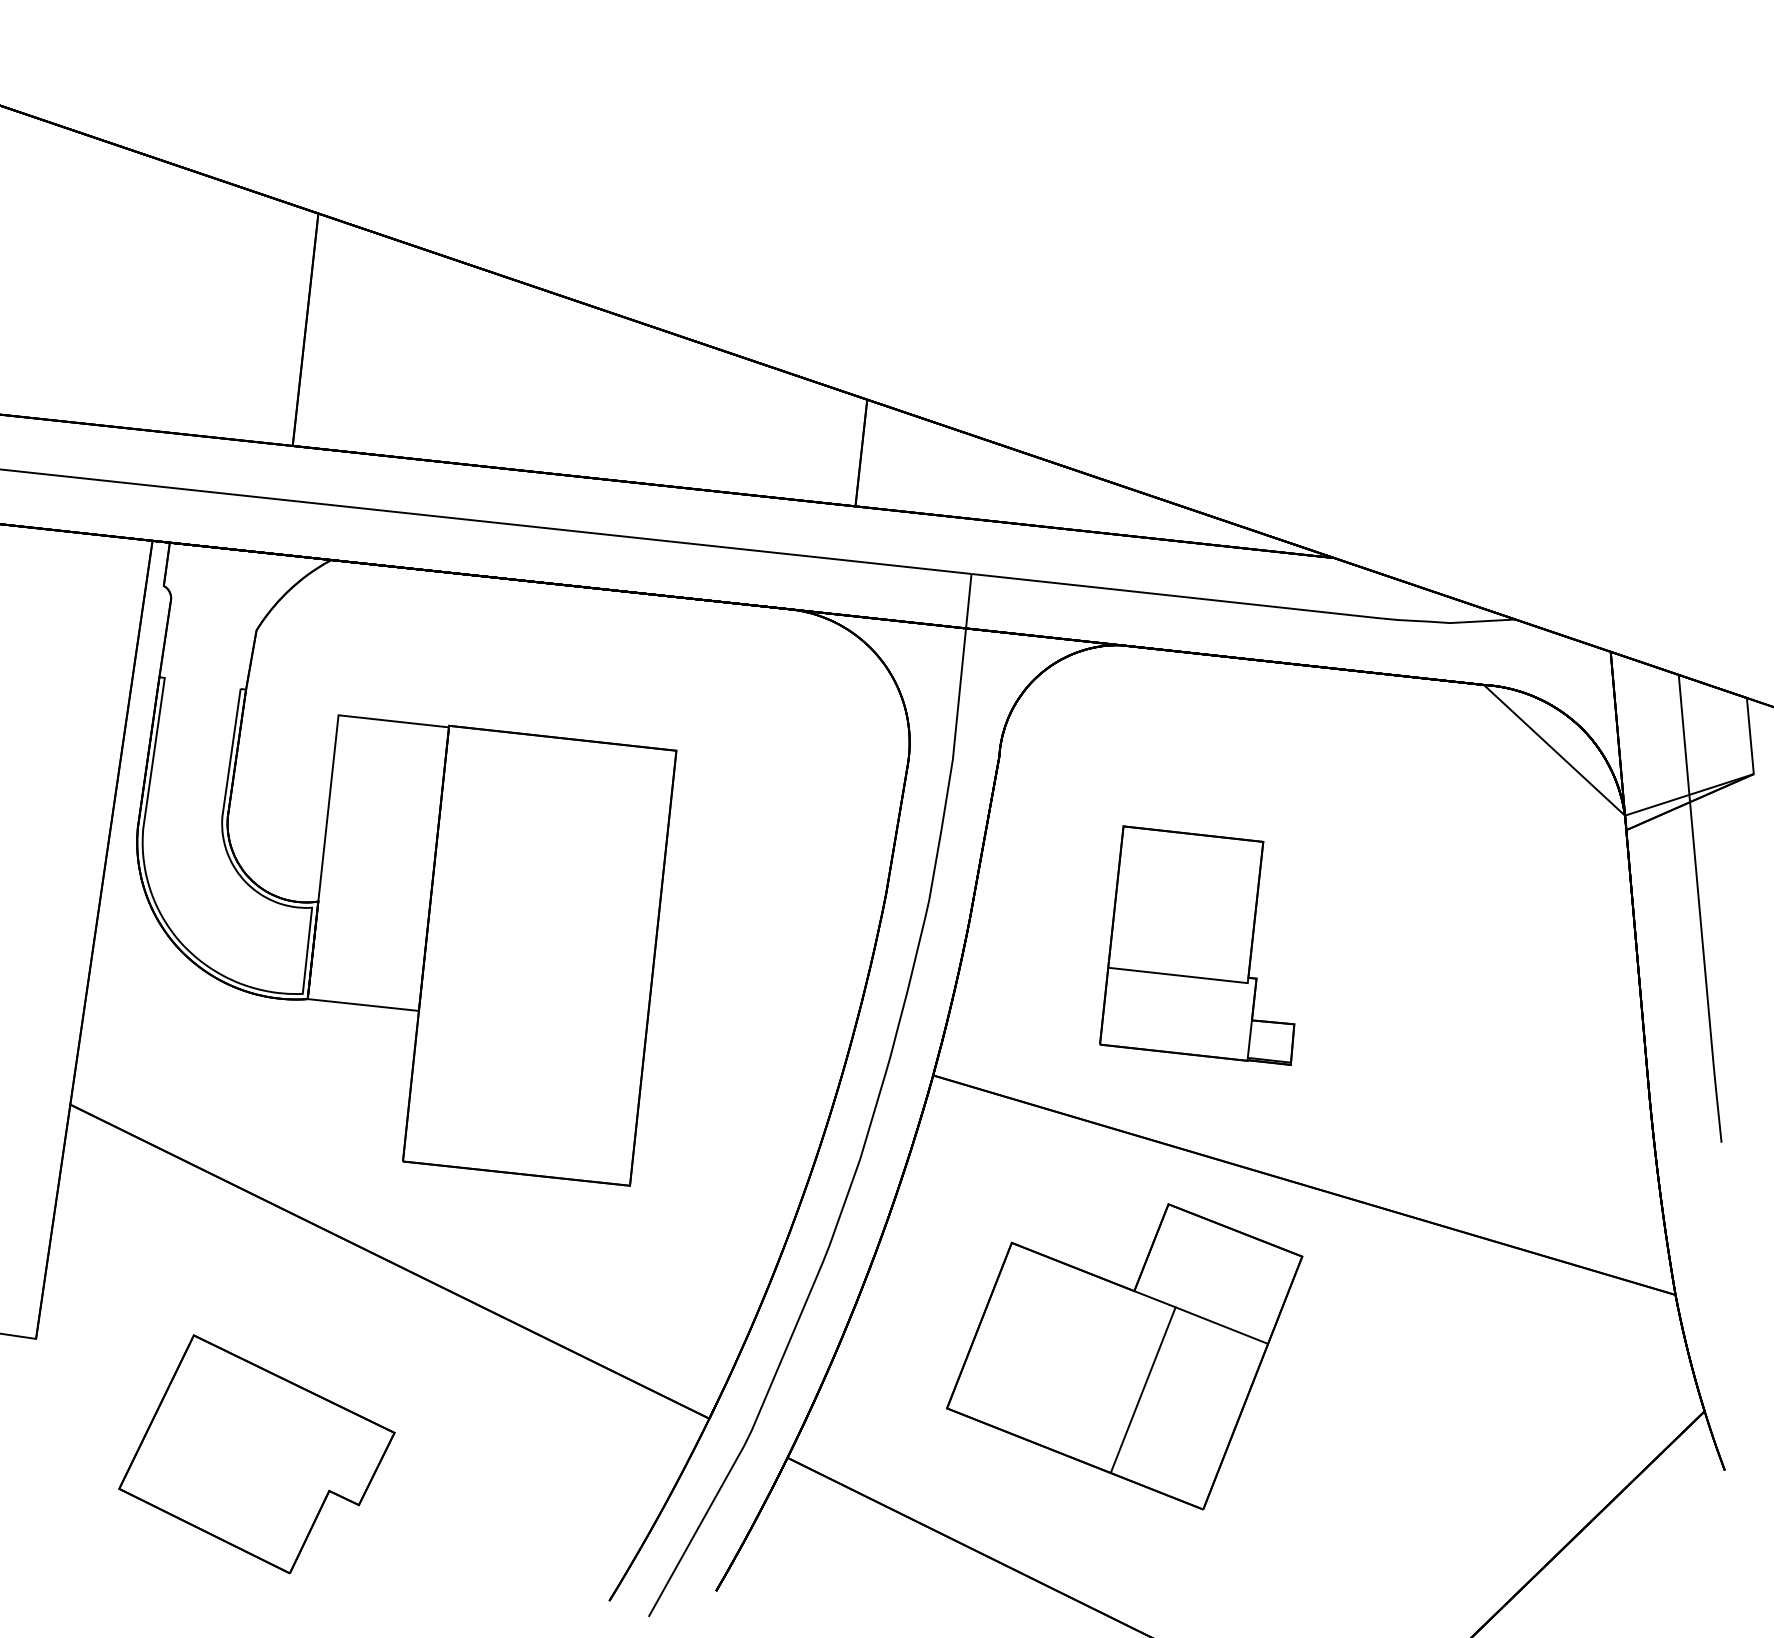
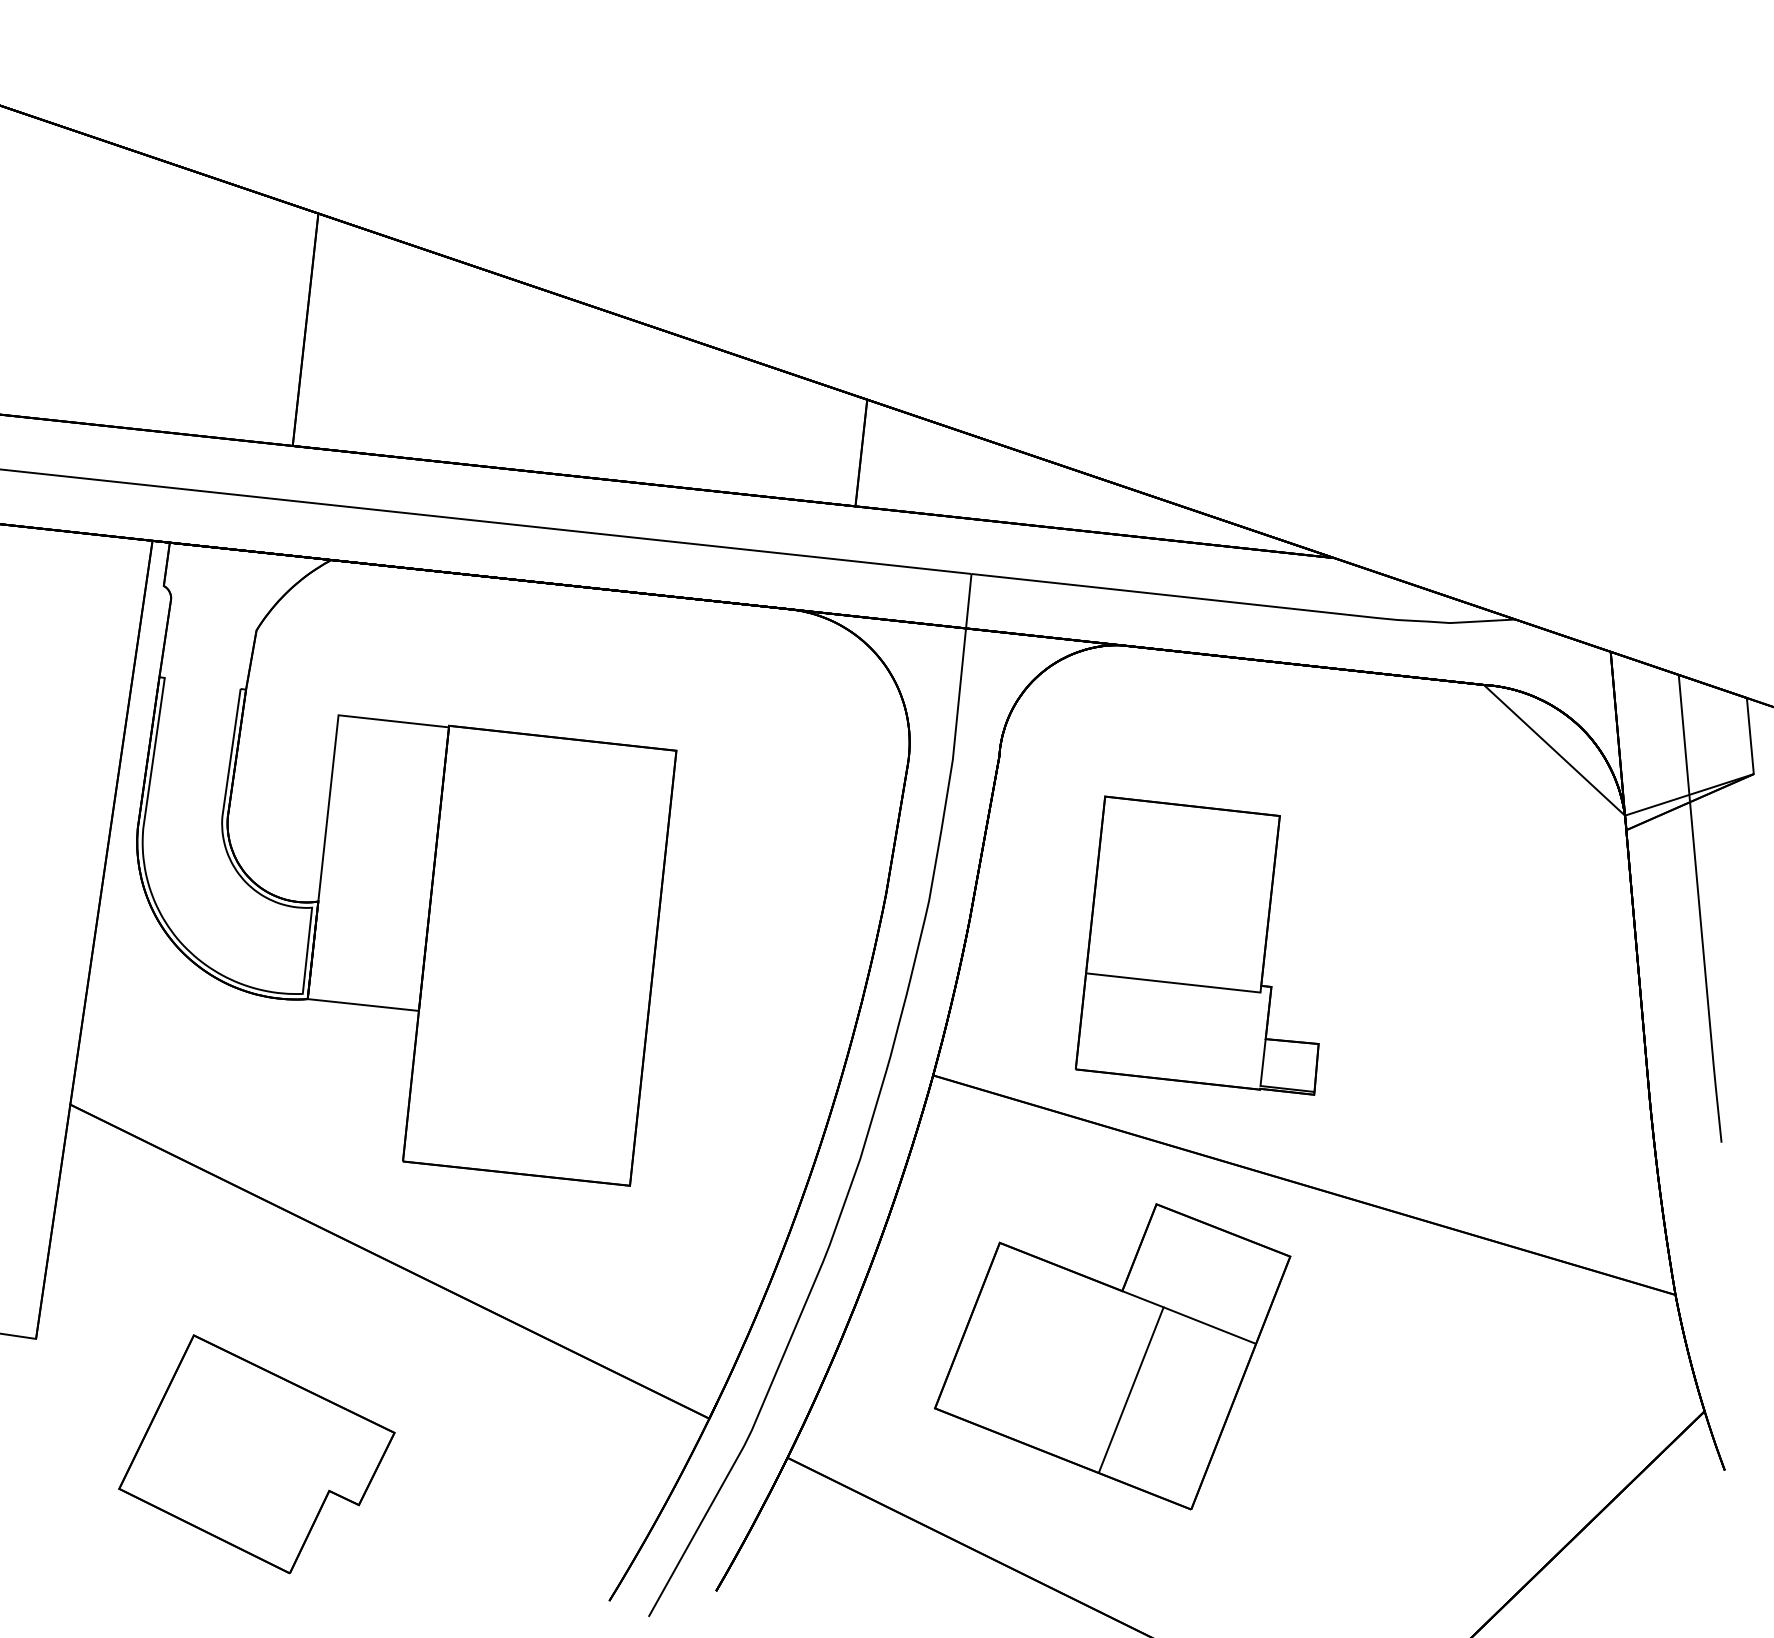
part size: 197x241 px -> 246x301 px (1196, 945)
part position: (1124, 1356) -> (1112, 1356) (1112, 1356)
